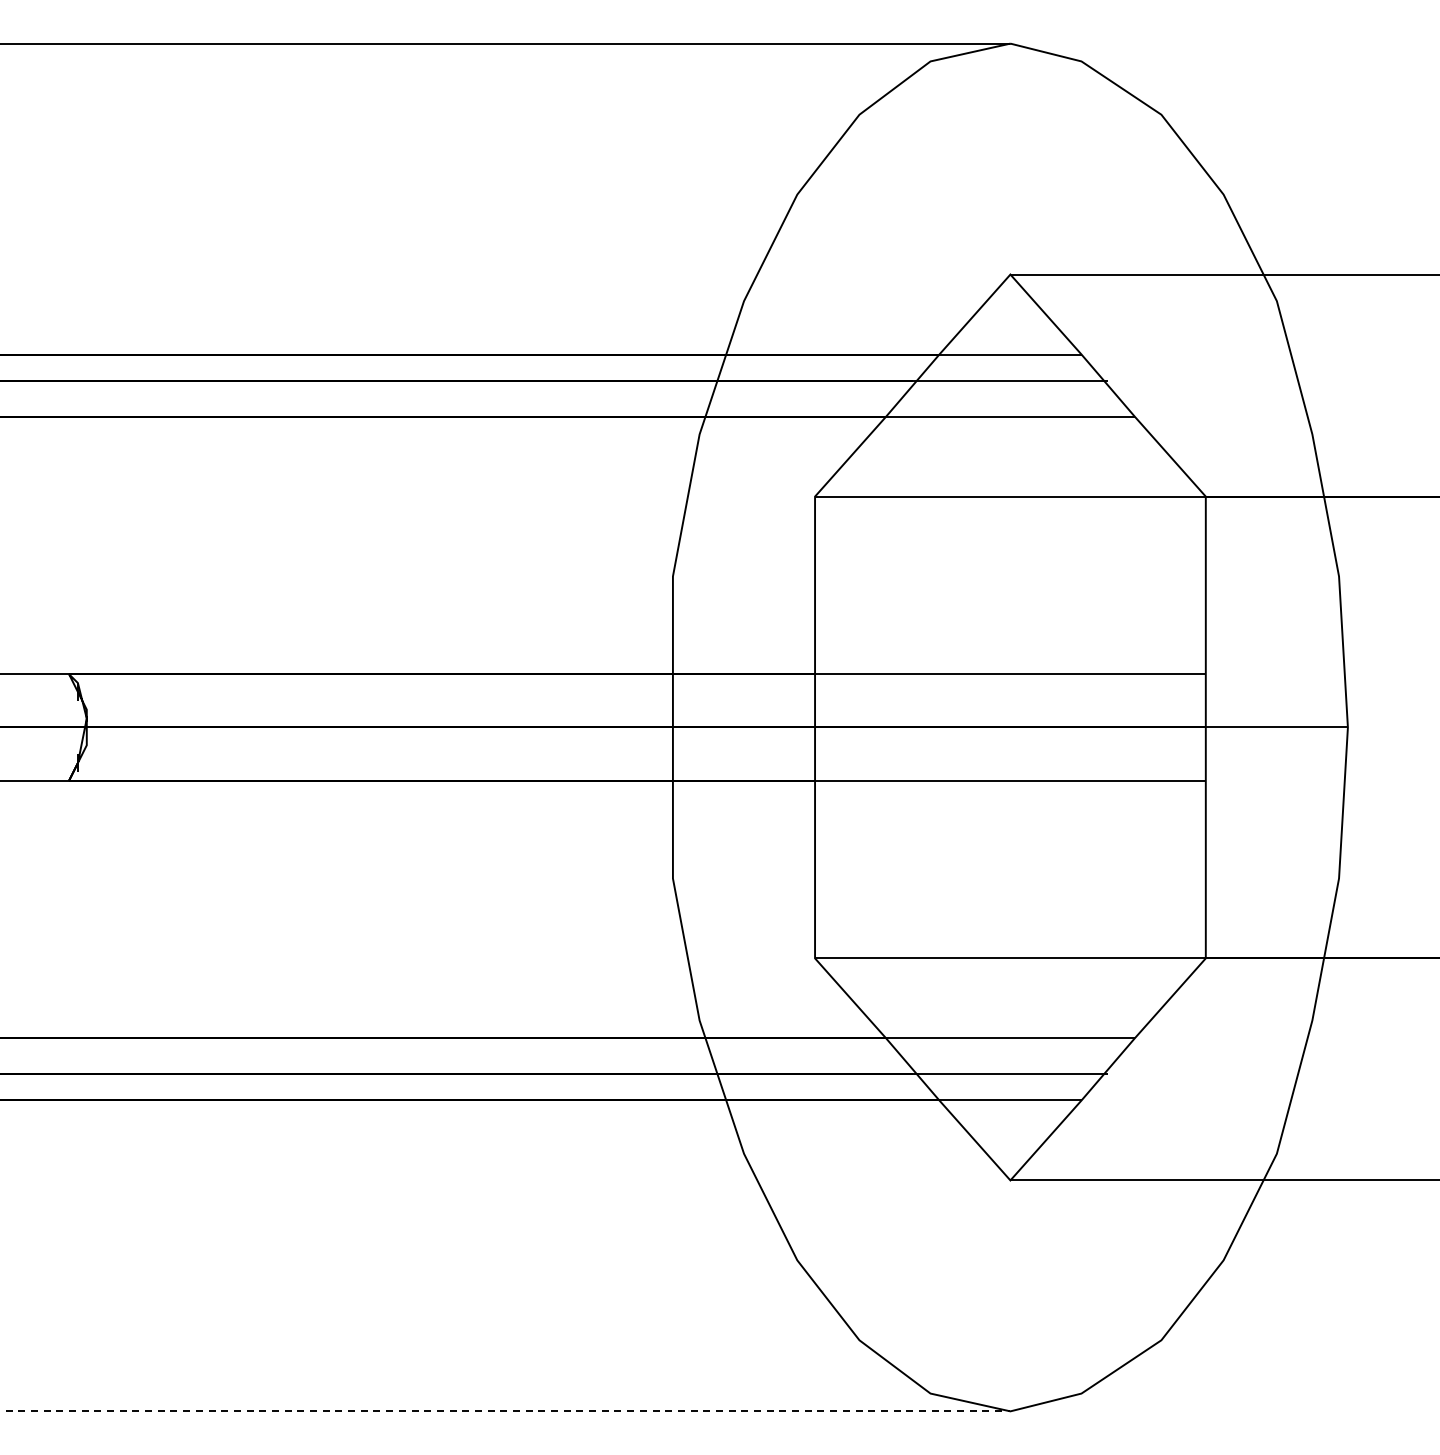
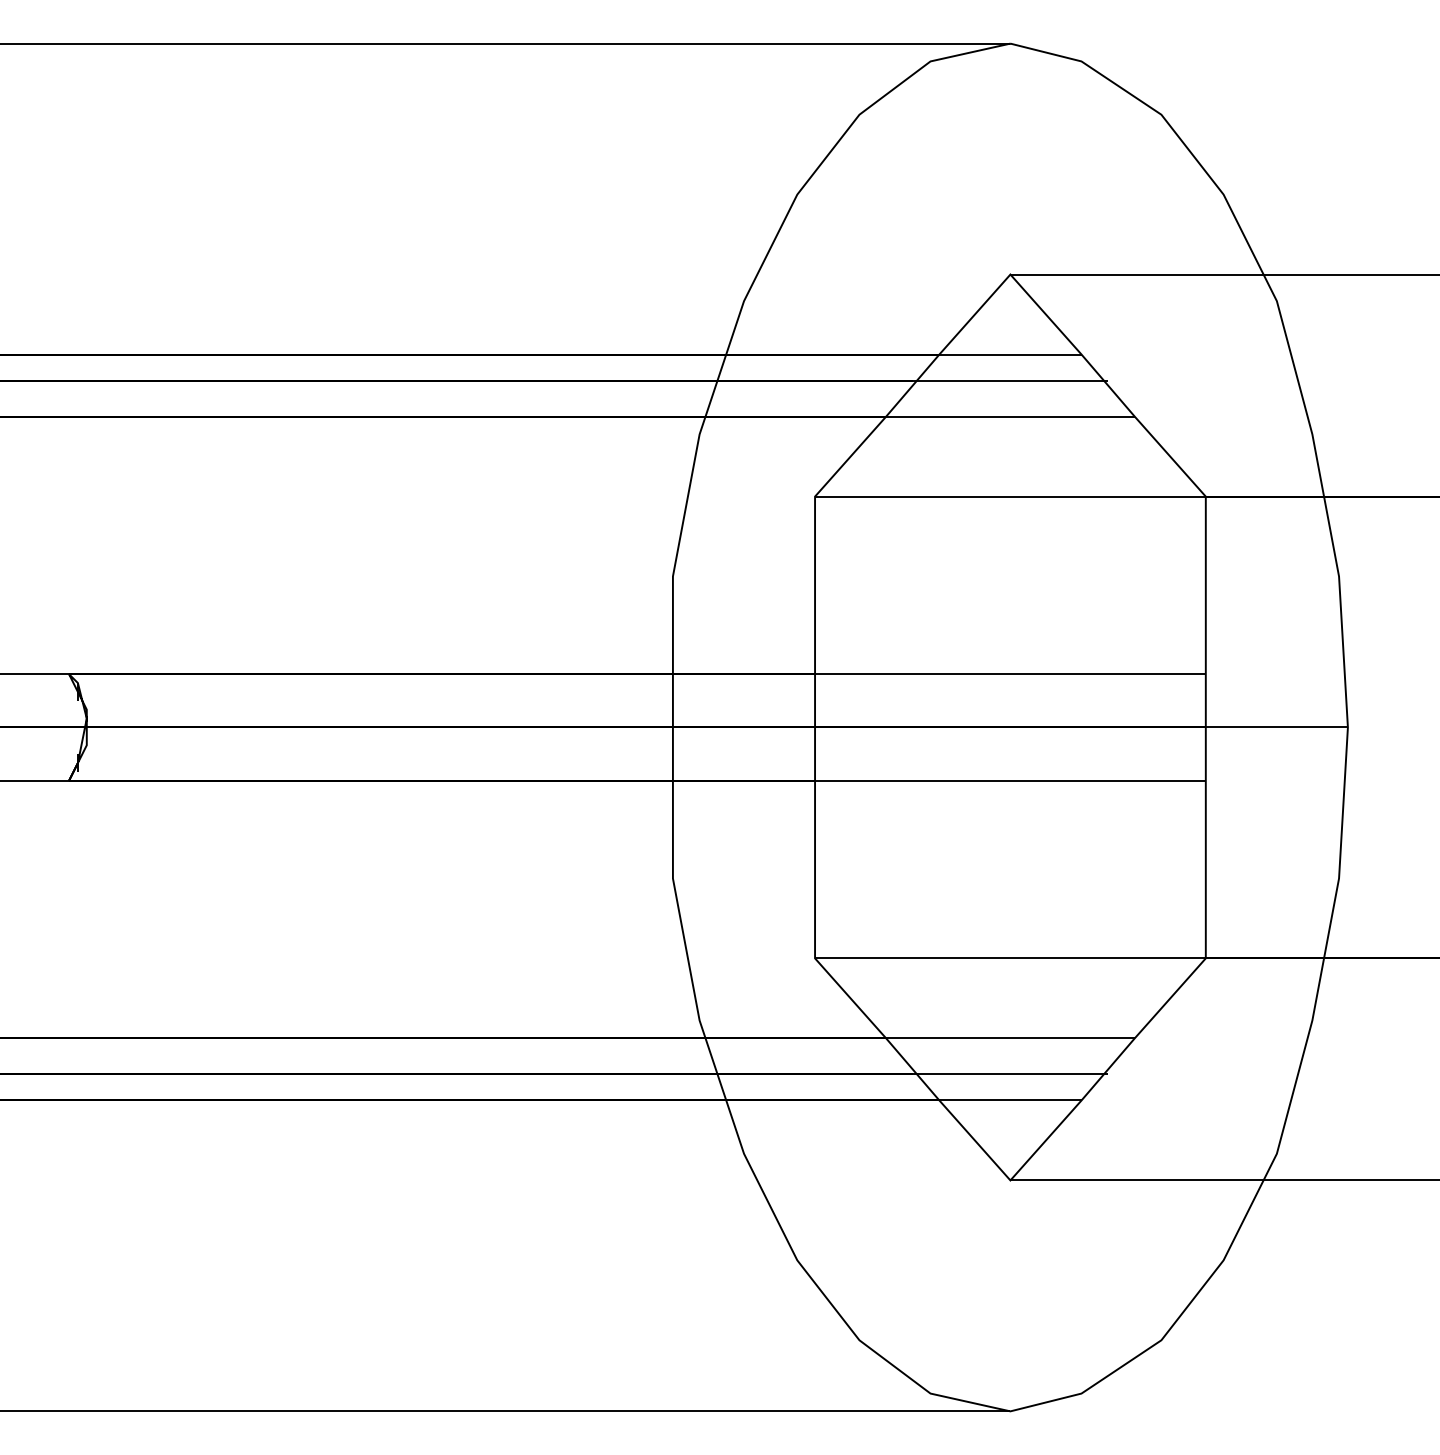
line: dashed -> solid (505, 1411)
